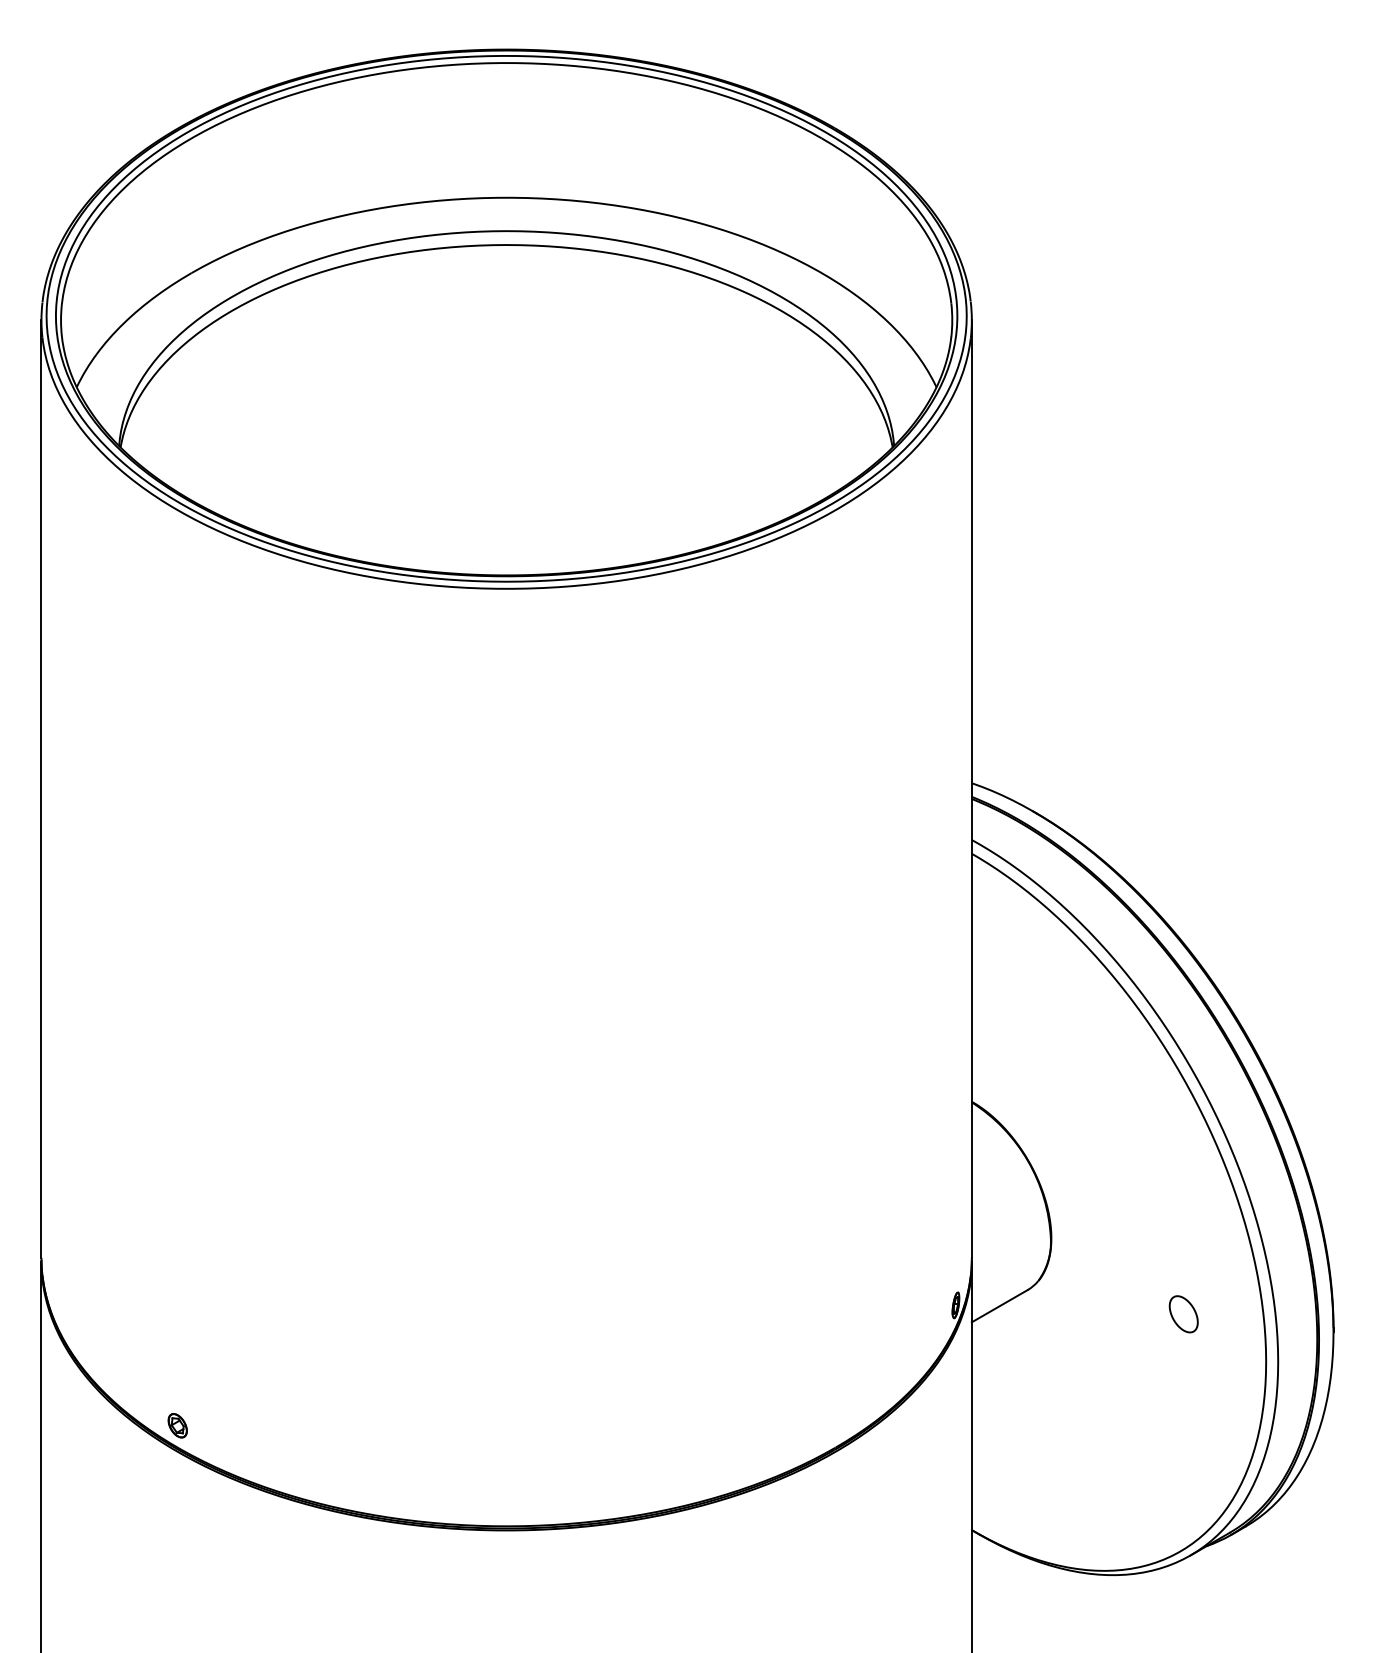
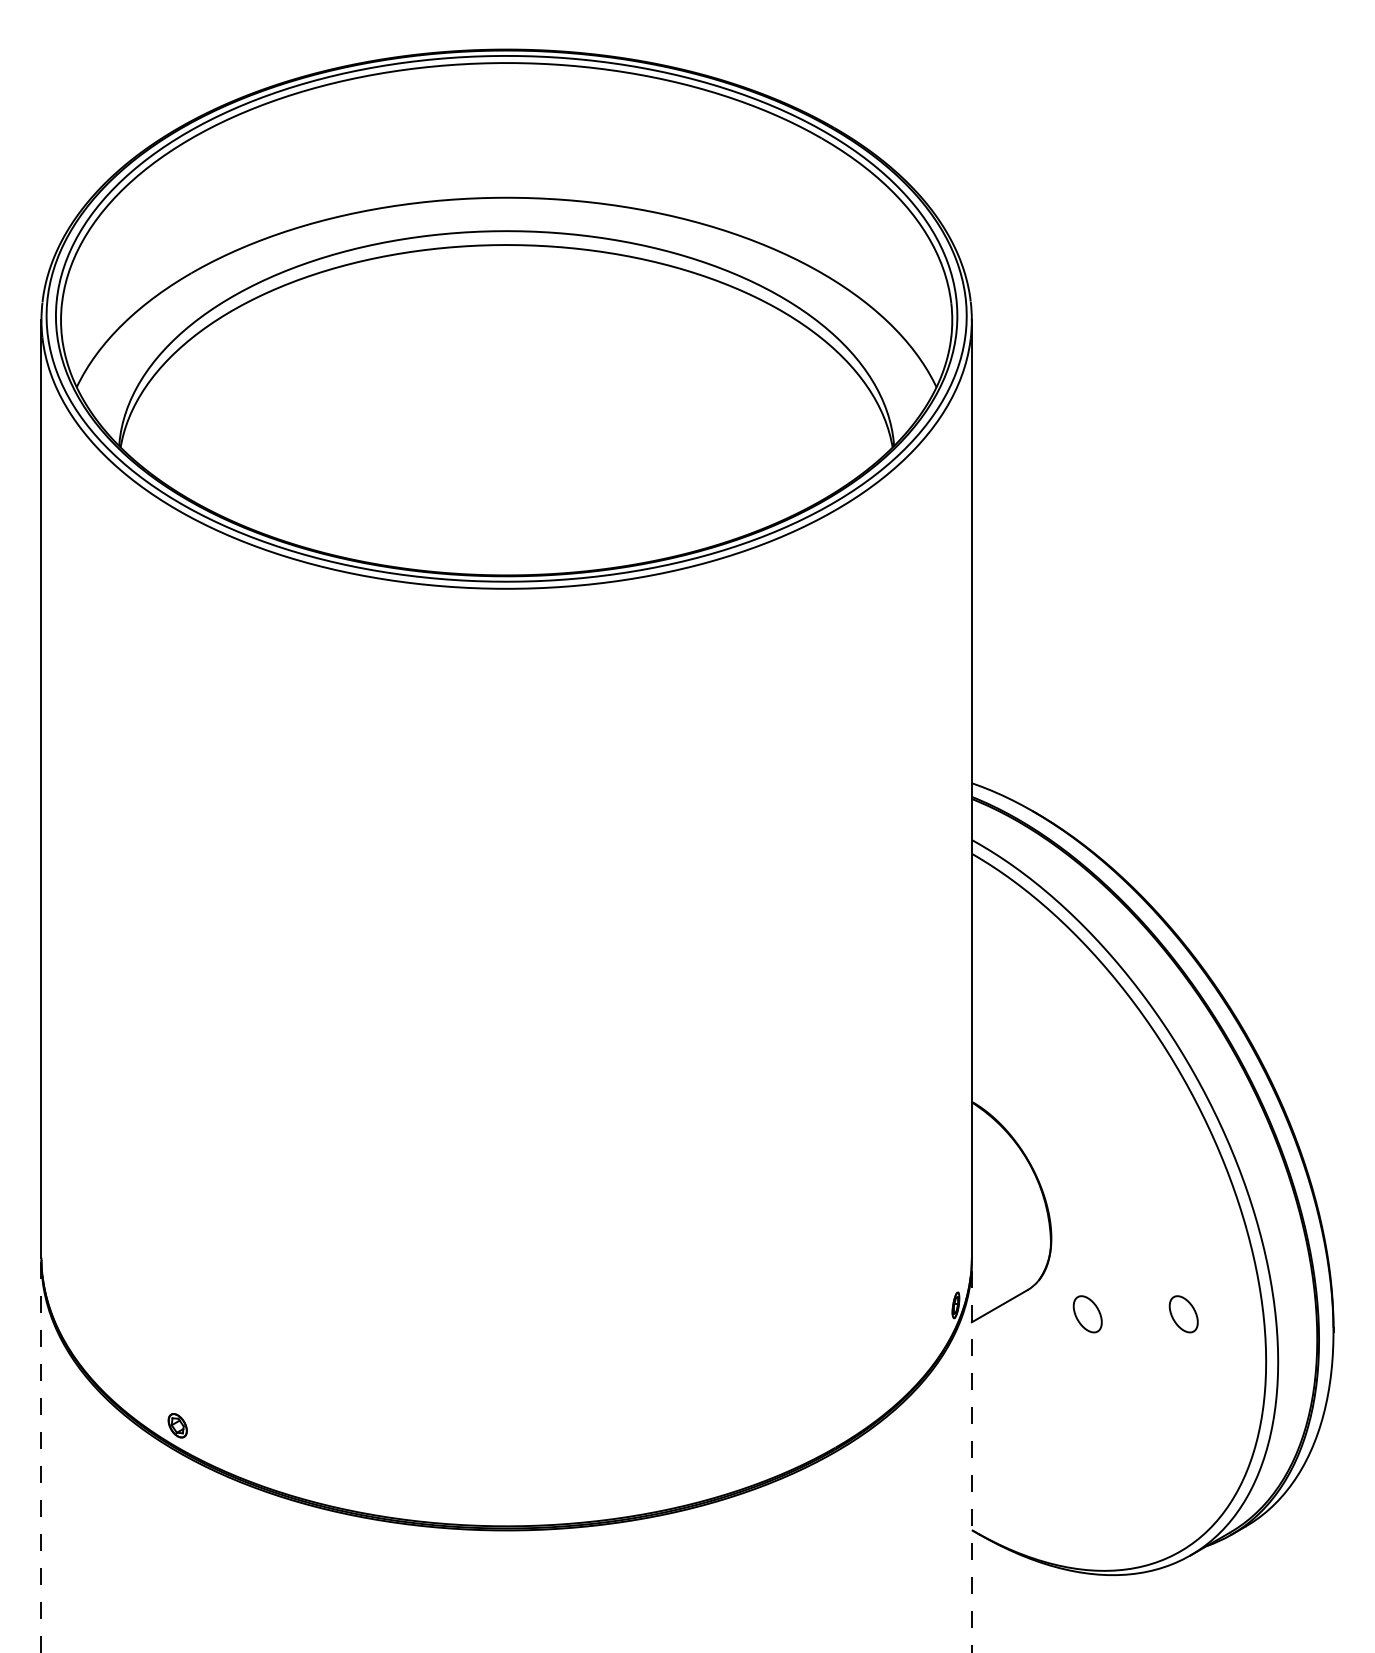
part: none -> present (1087, 1314)
line: solid -> dashed (971, 1456)
line: solid -> dashed (41, 1457)
